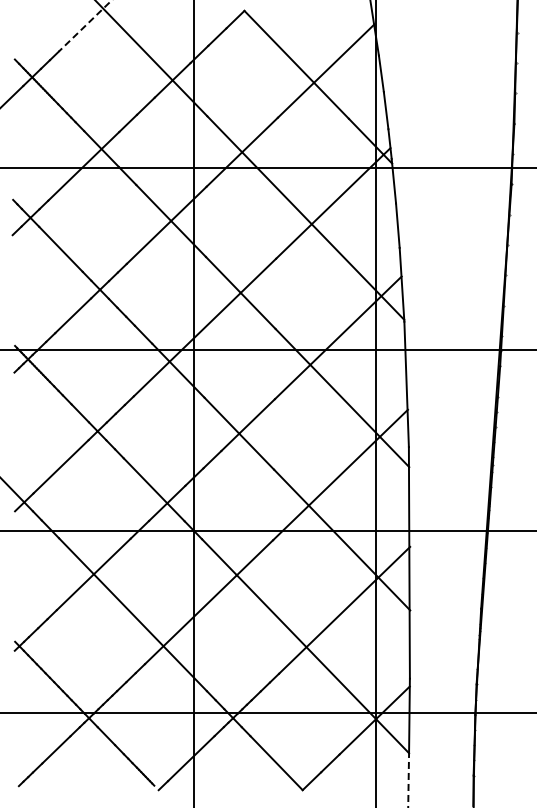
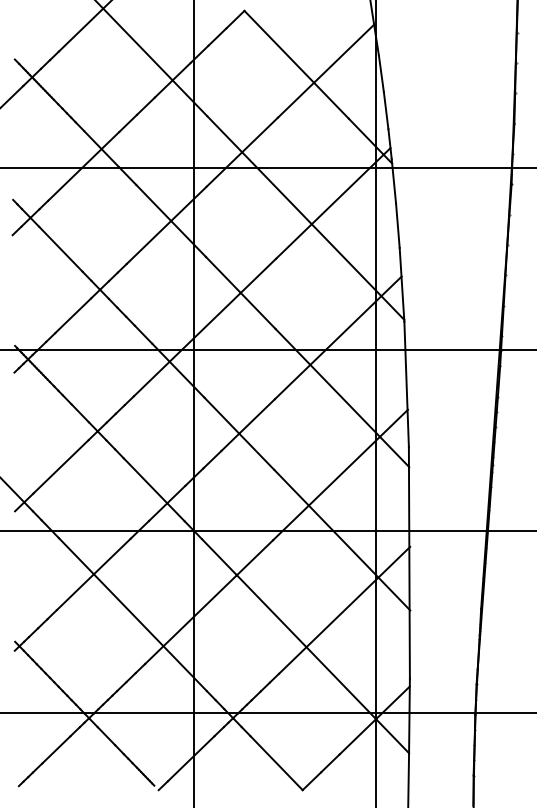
line: dashed -> solid (85, 25)
line: dashed -> solid (408, 780)
